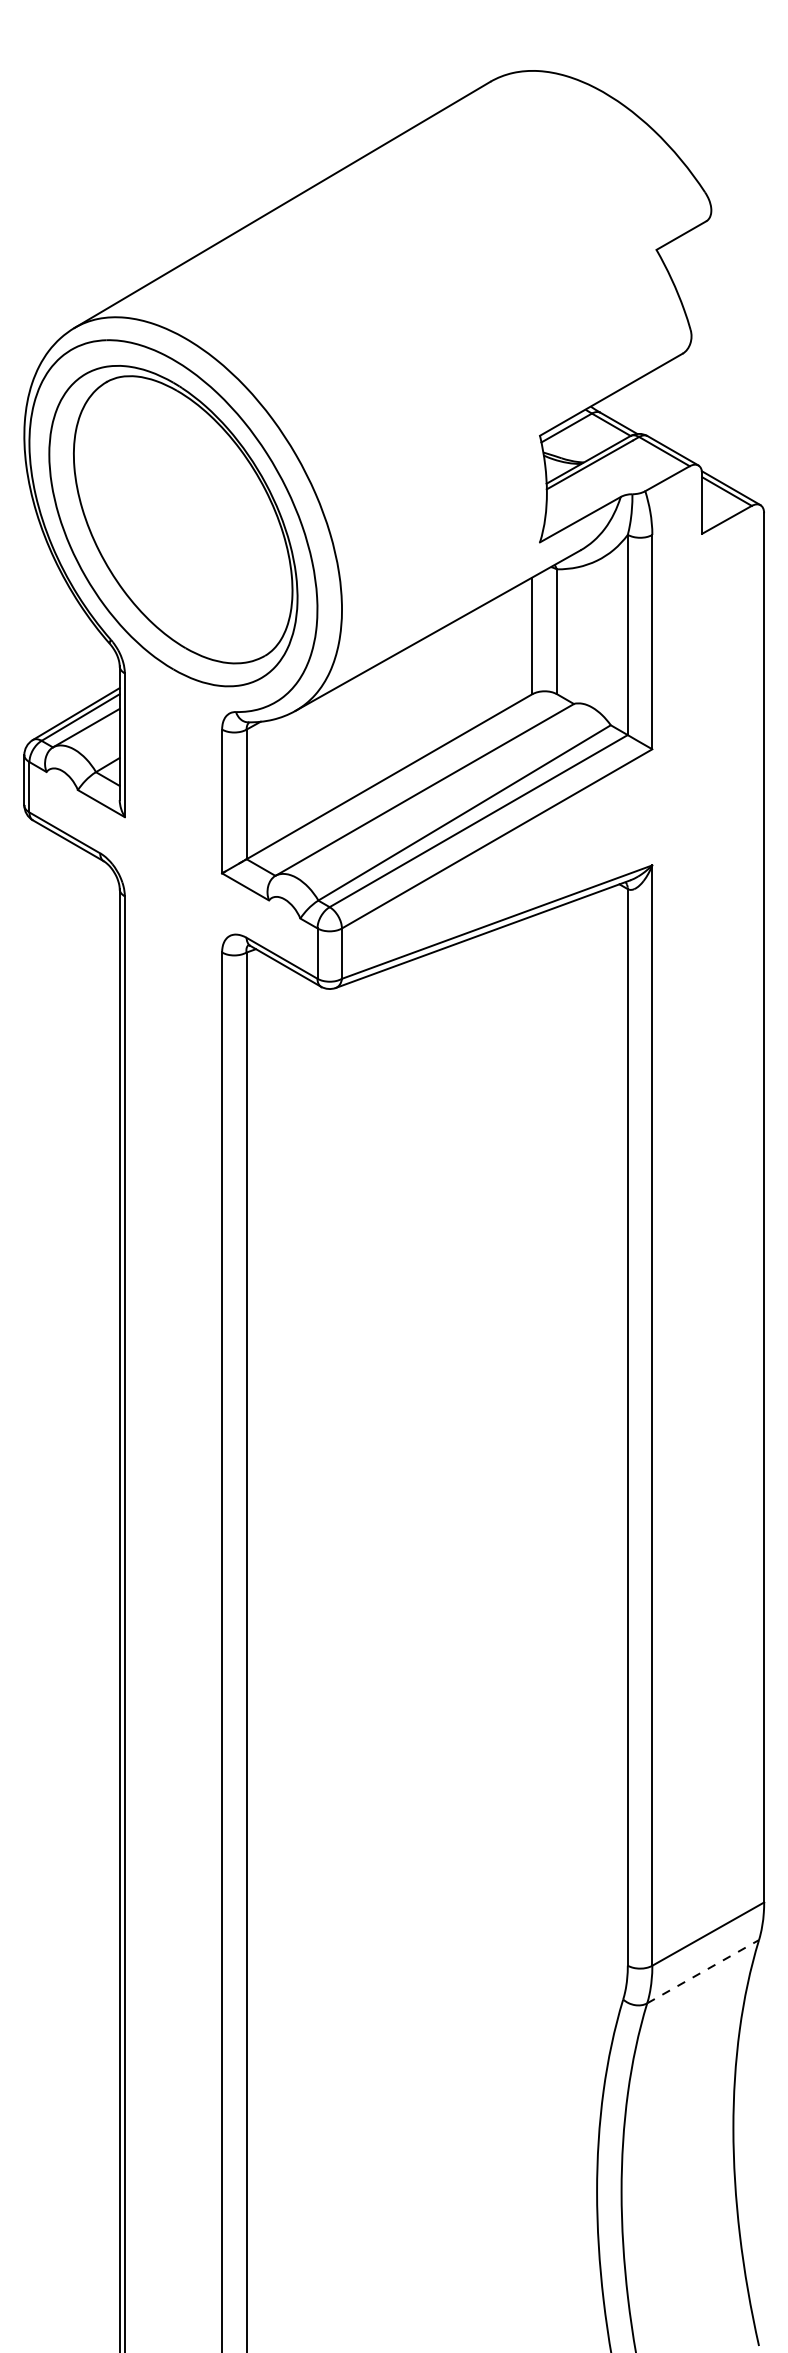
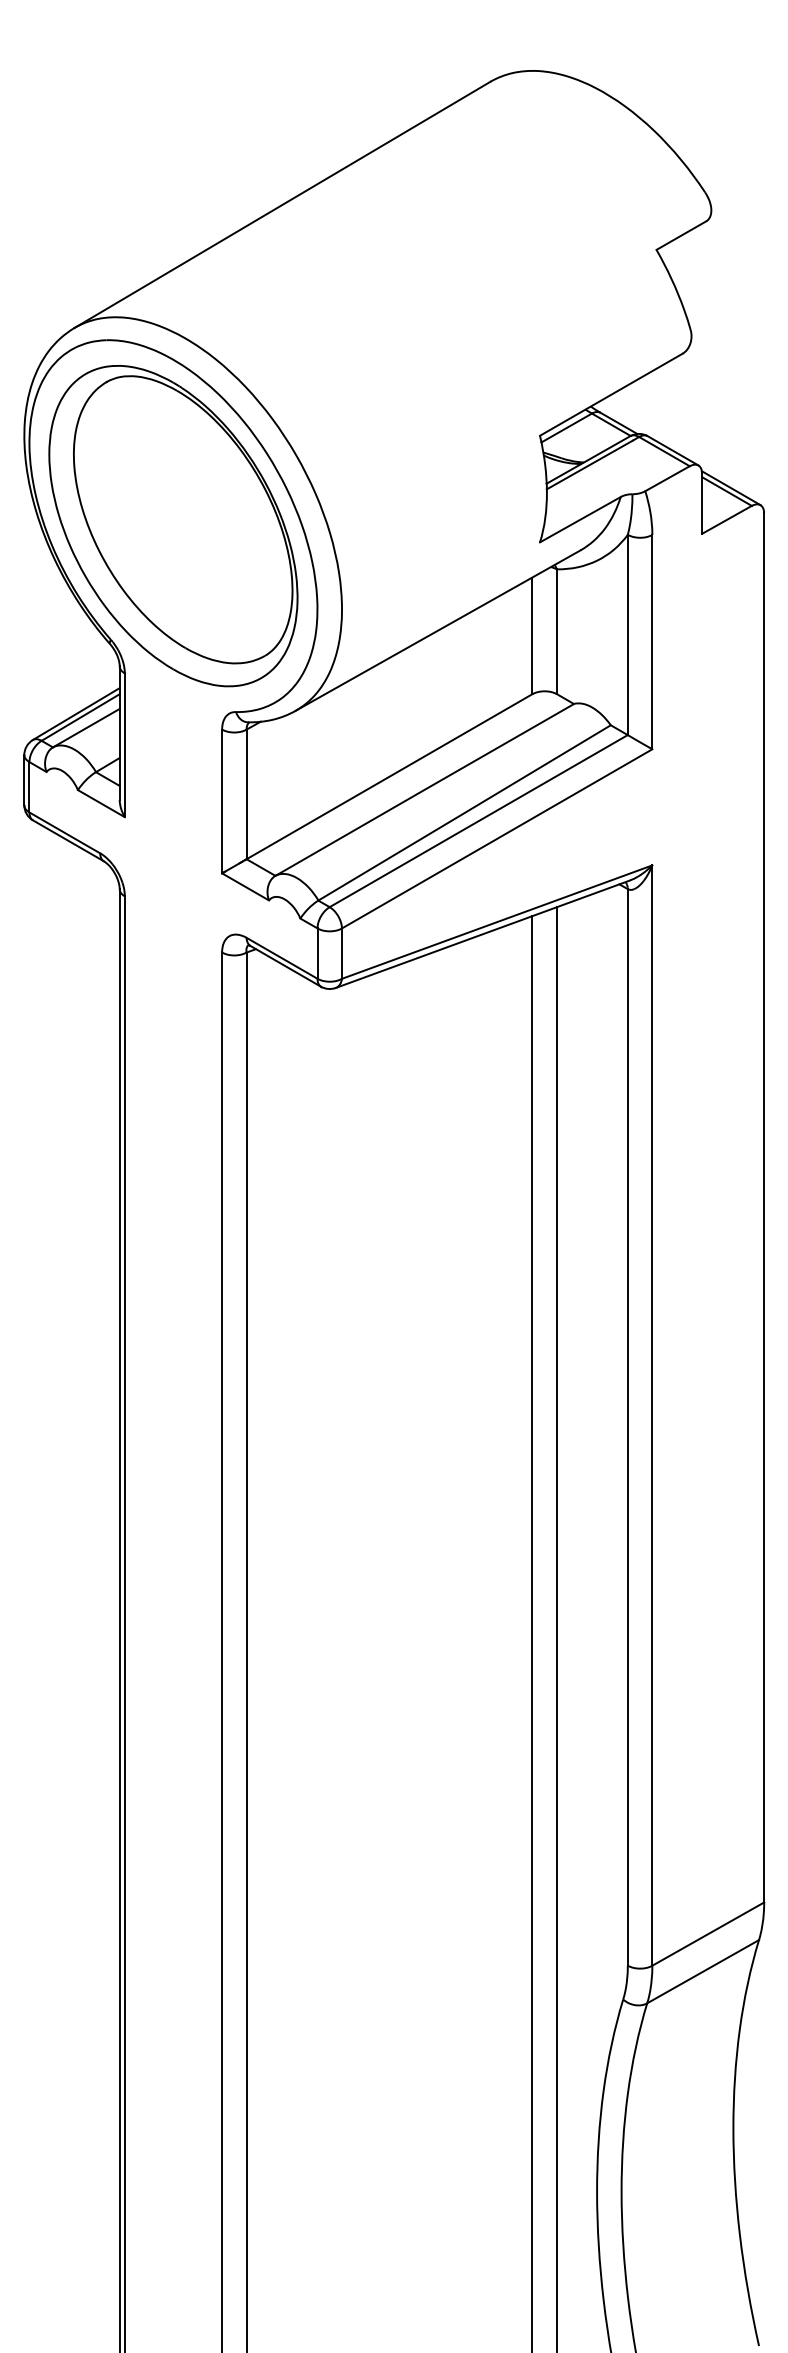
line: none -> present (556, 1628)
line: none -> present (532, 1632)
line: dashed -> solid (703, 1971)
